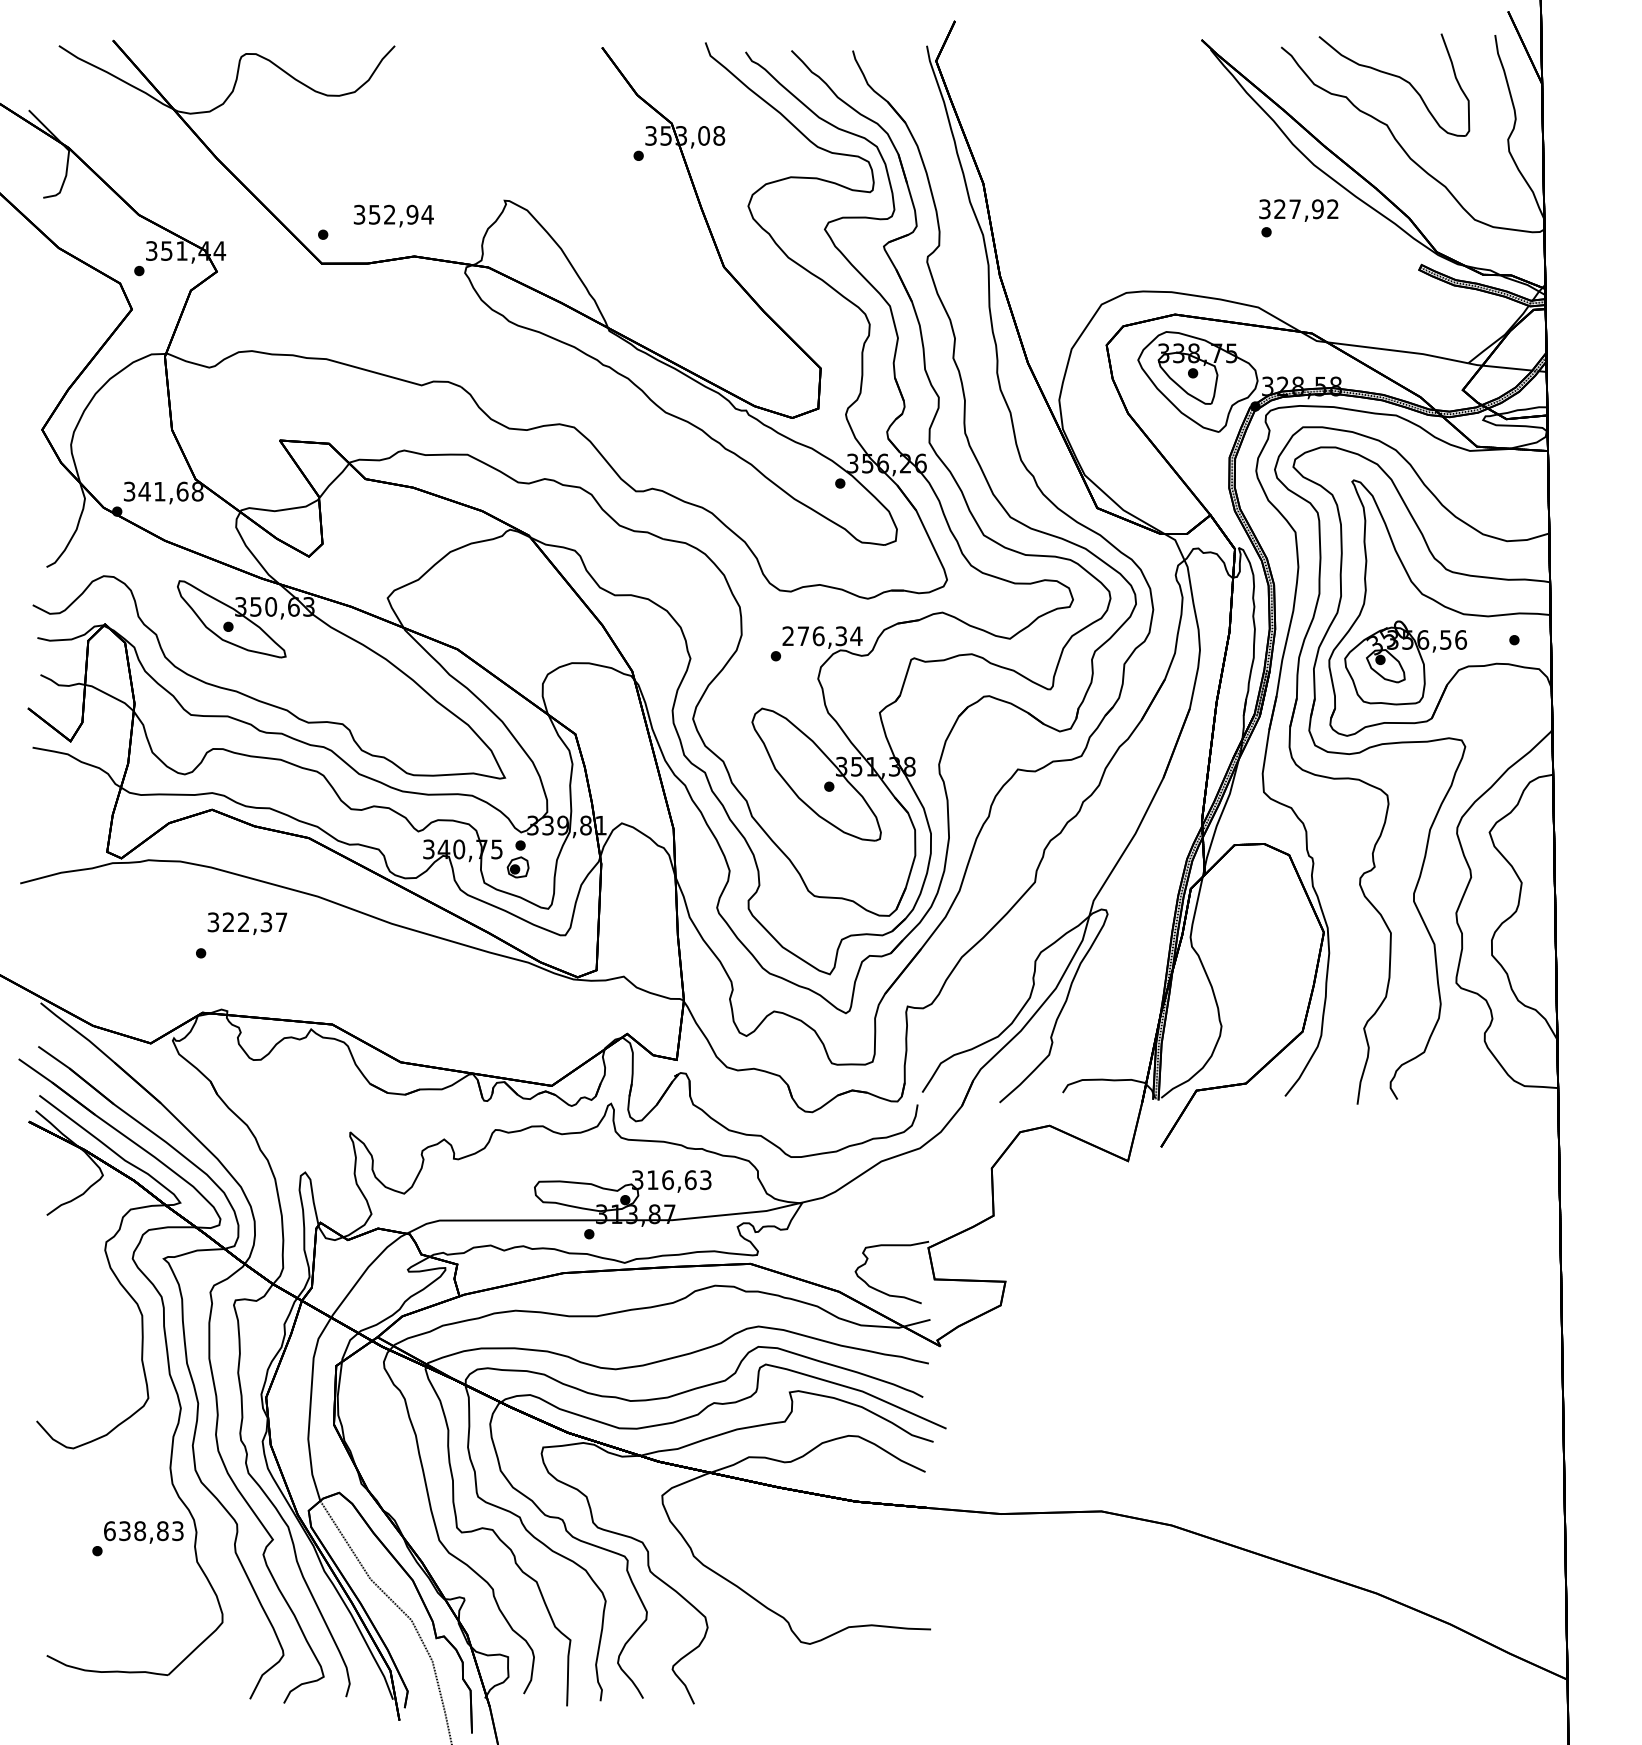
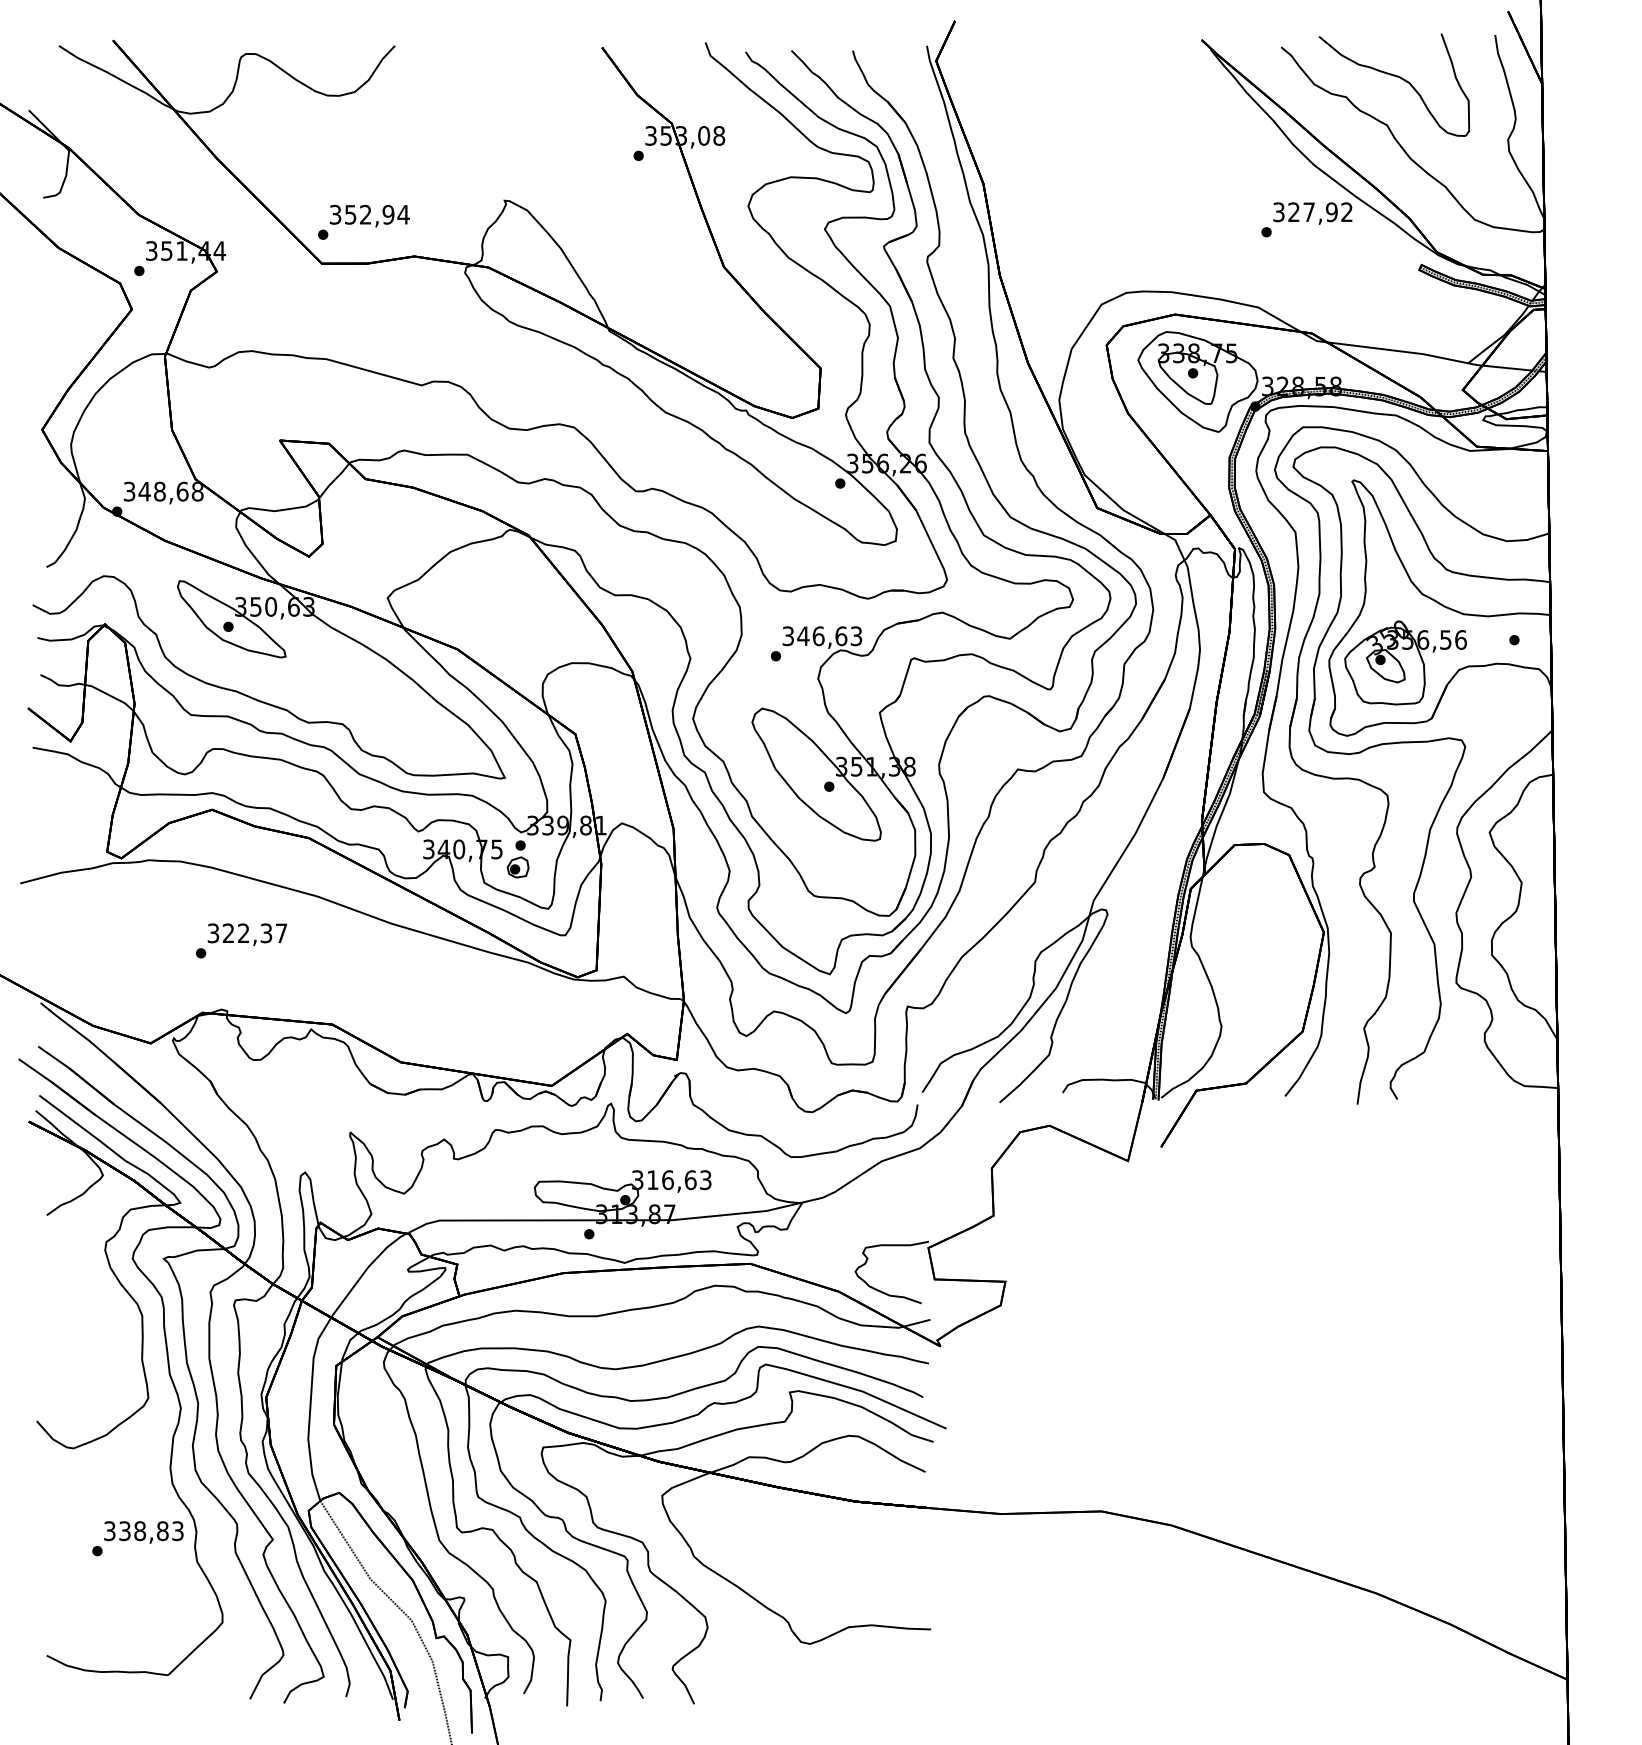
text position: (1298, 210) -> (1312, 213) (1312, 213)
text position: (393, 215) -> (369, 215) (369, 215)
text: 341,68 -> 348,68 (159, 491)
text: 276,34 -> 346,63 (822, 636)
text position: (247, 923) -> (247, 934) (247, 934)
text: 638,83 -> 338,83 (109, 1531)
